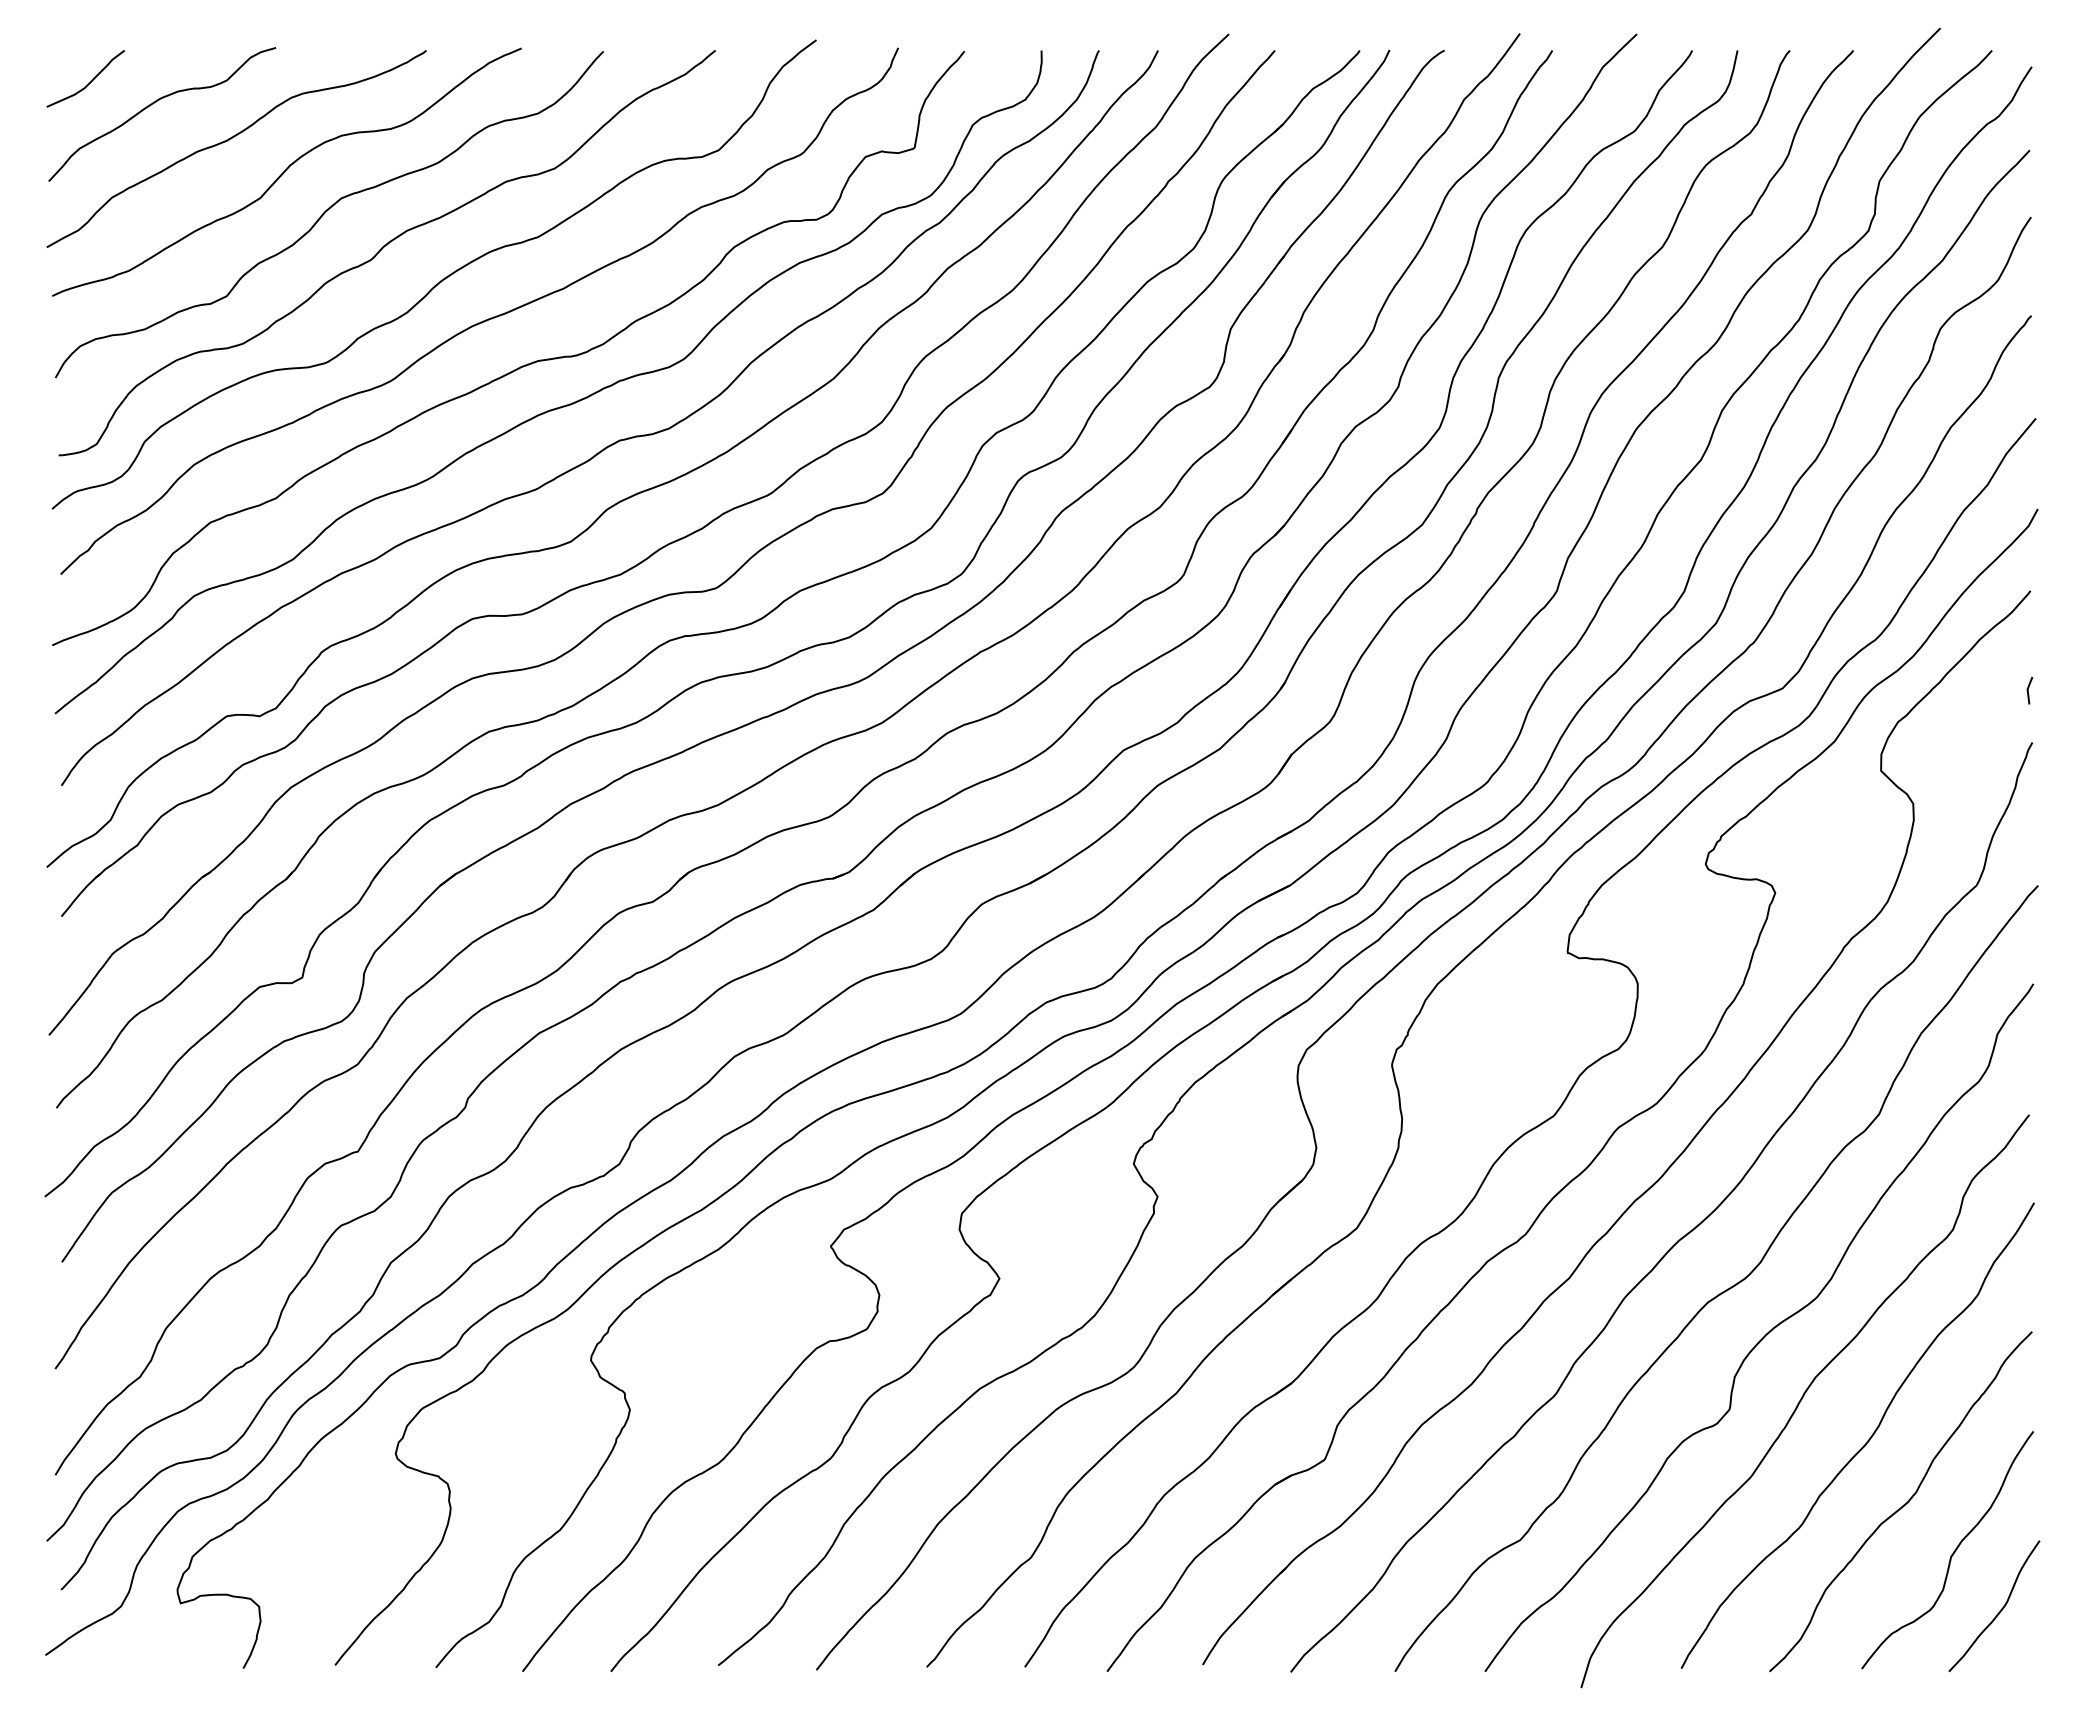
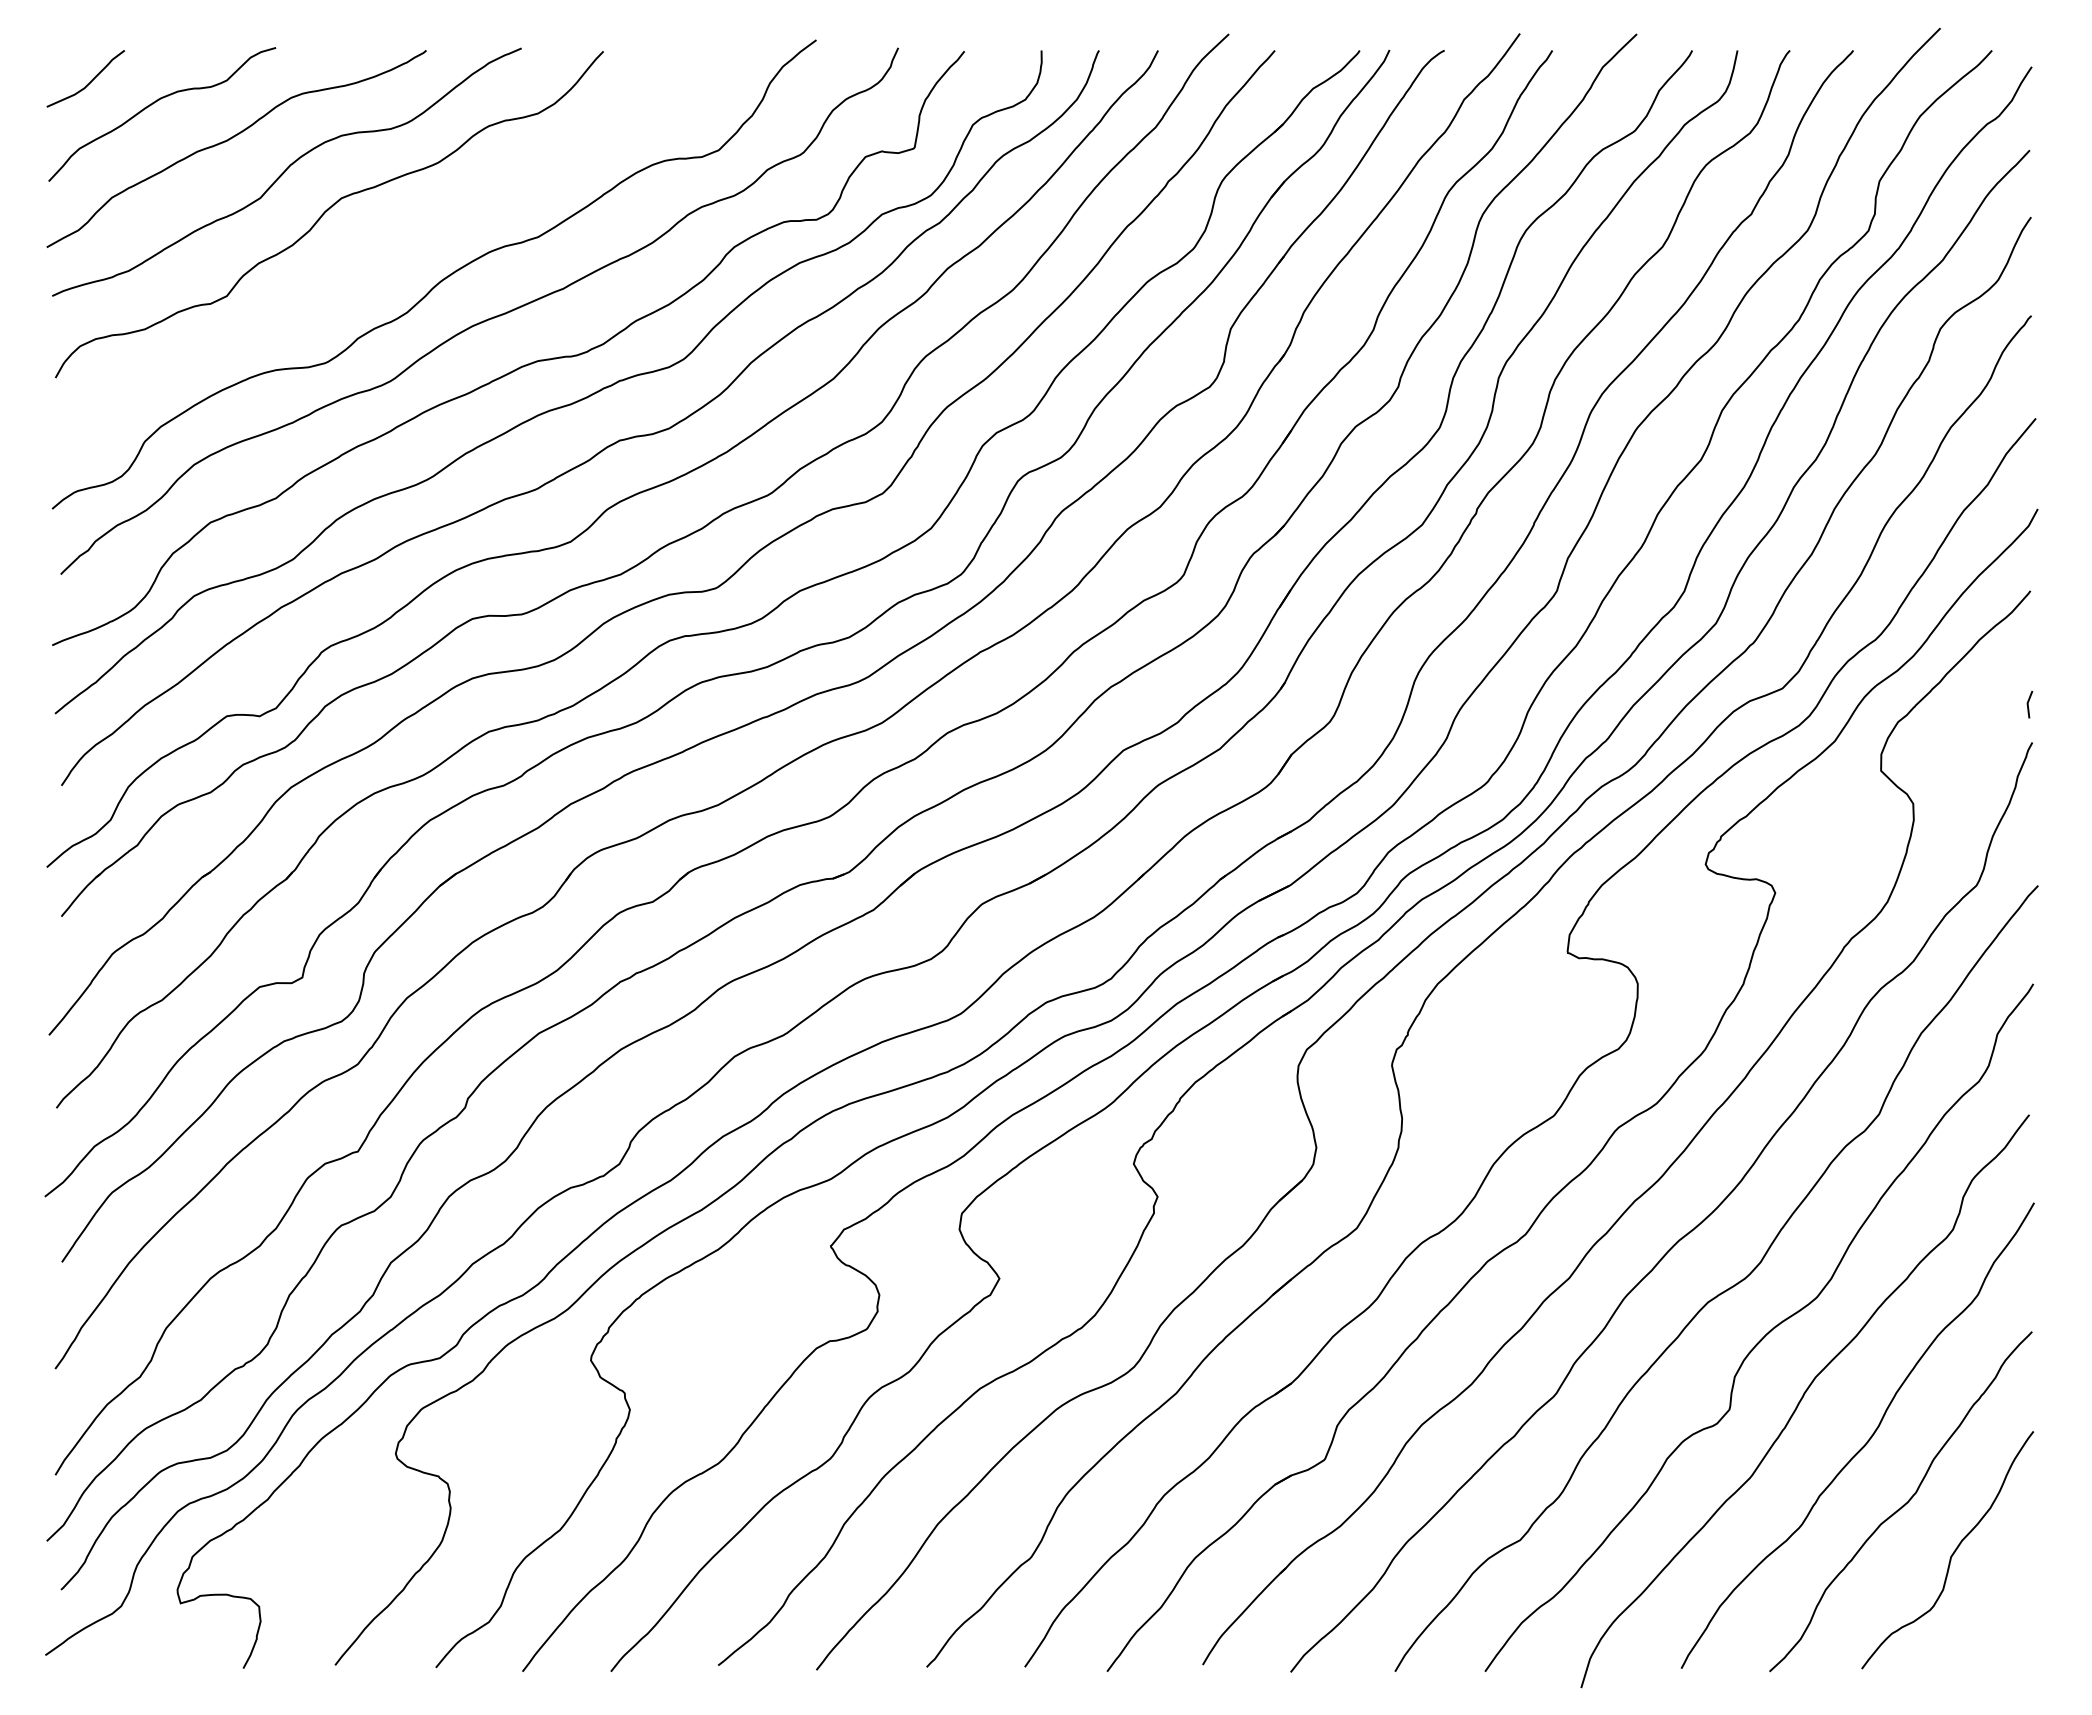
curve: present -> none (382, 249)
line position: (2028, 690) -> (2028, 704) (2028, 704)
curve: present -> none (2000, 1609)
